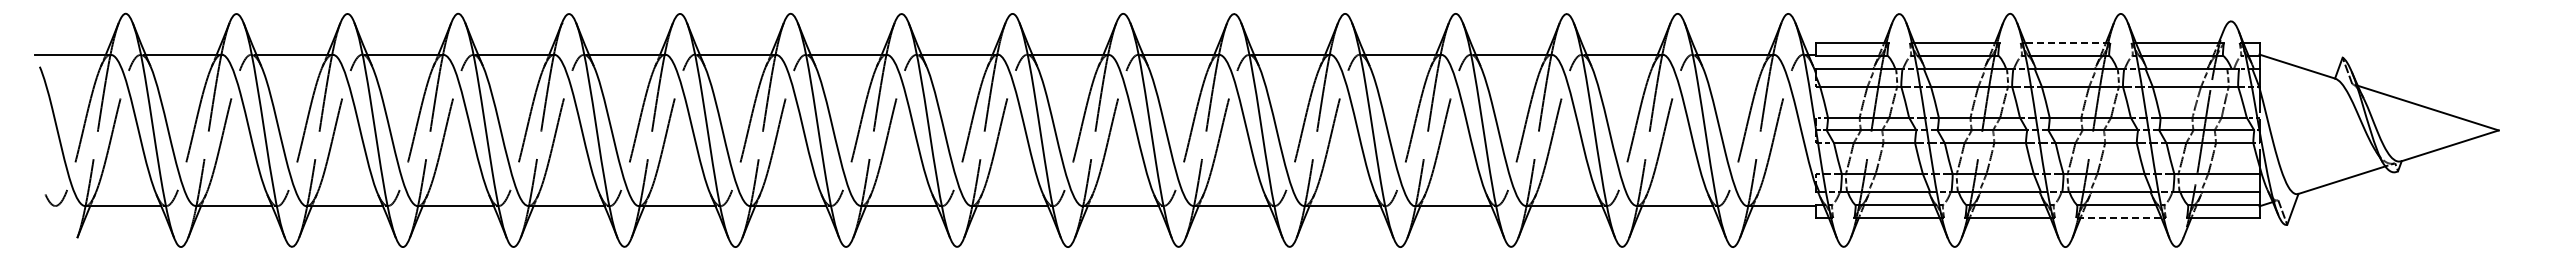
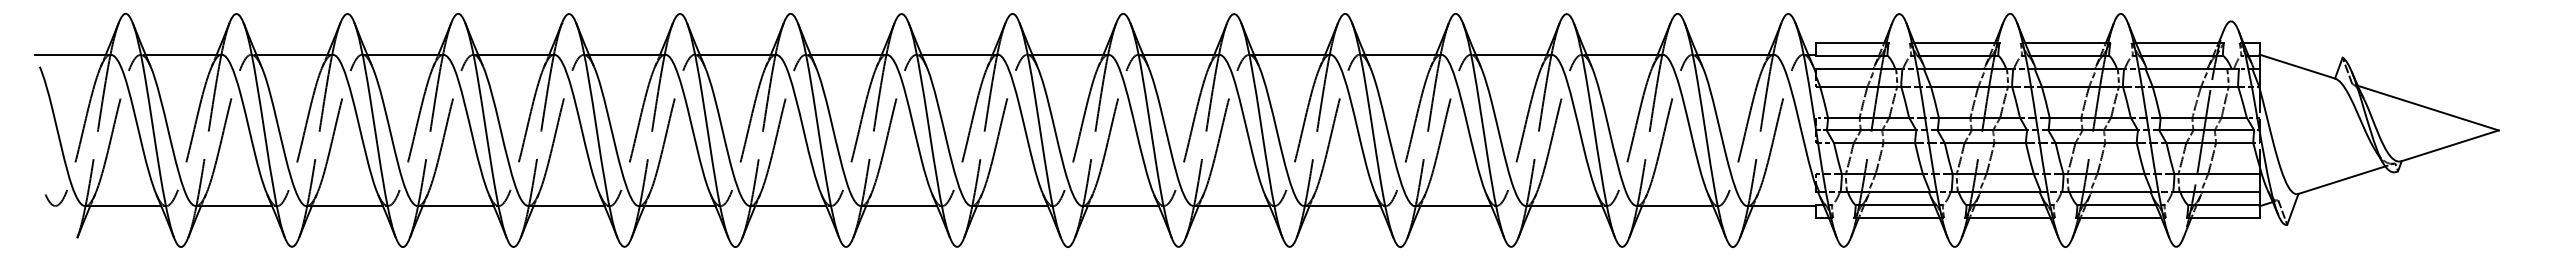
line: dashed -> solid (2067, 42)
line: dashed -> solid (2118, 217)
